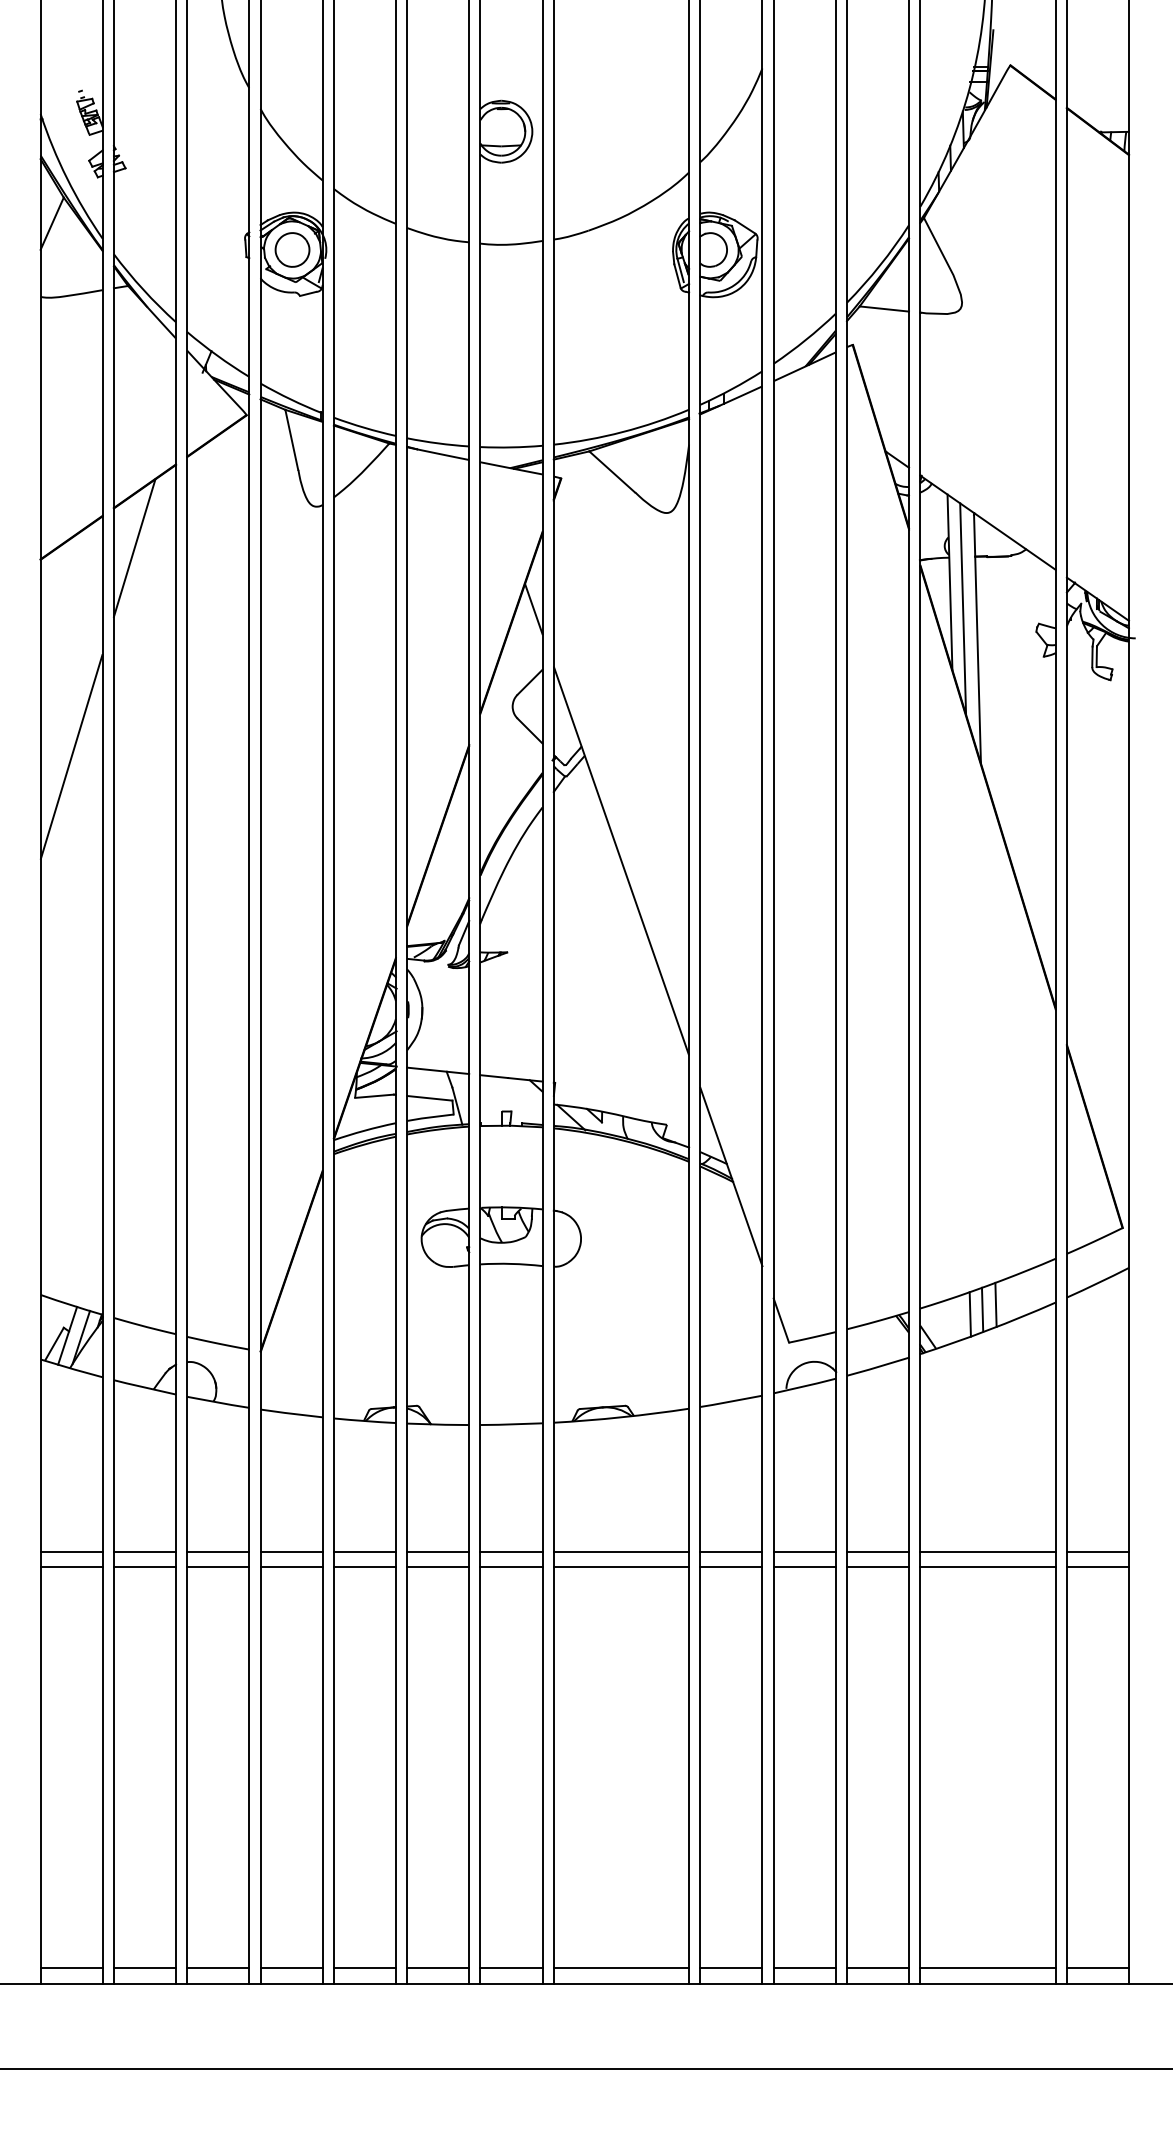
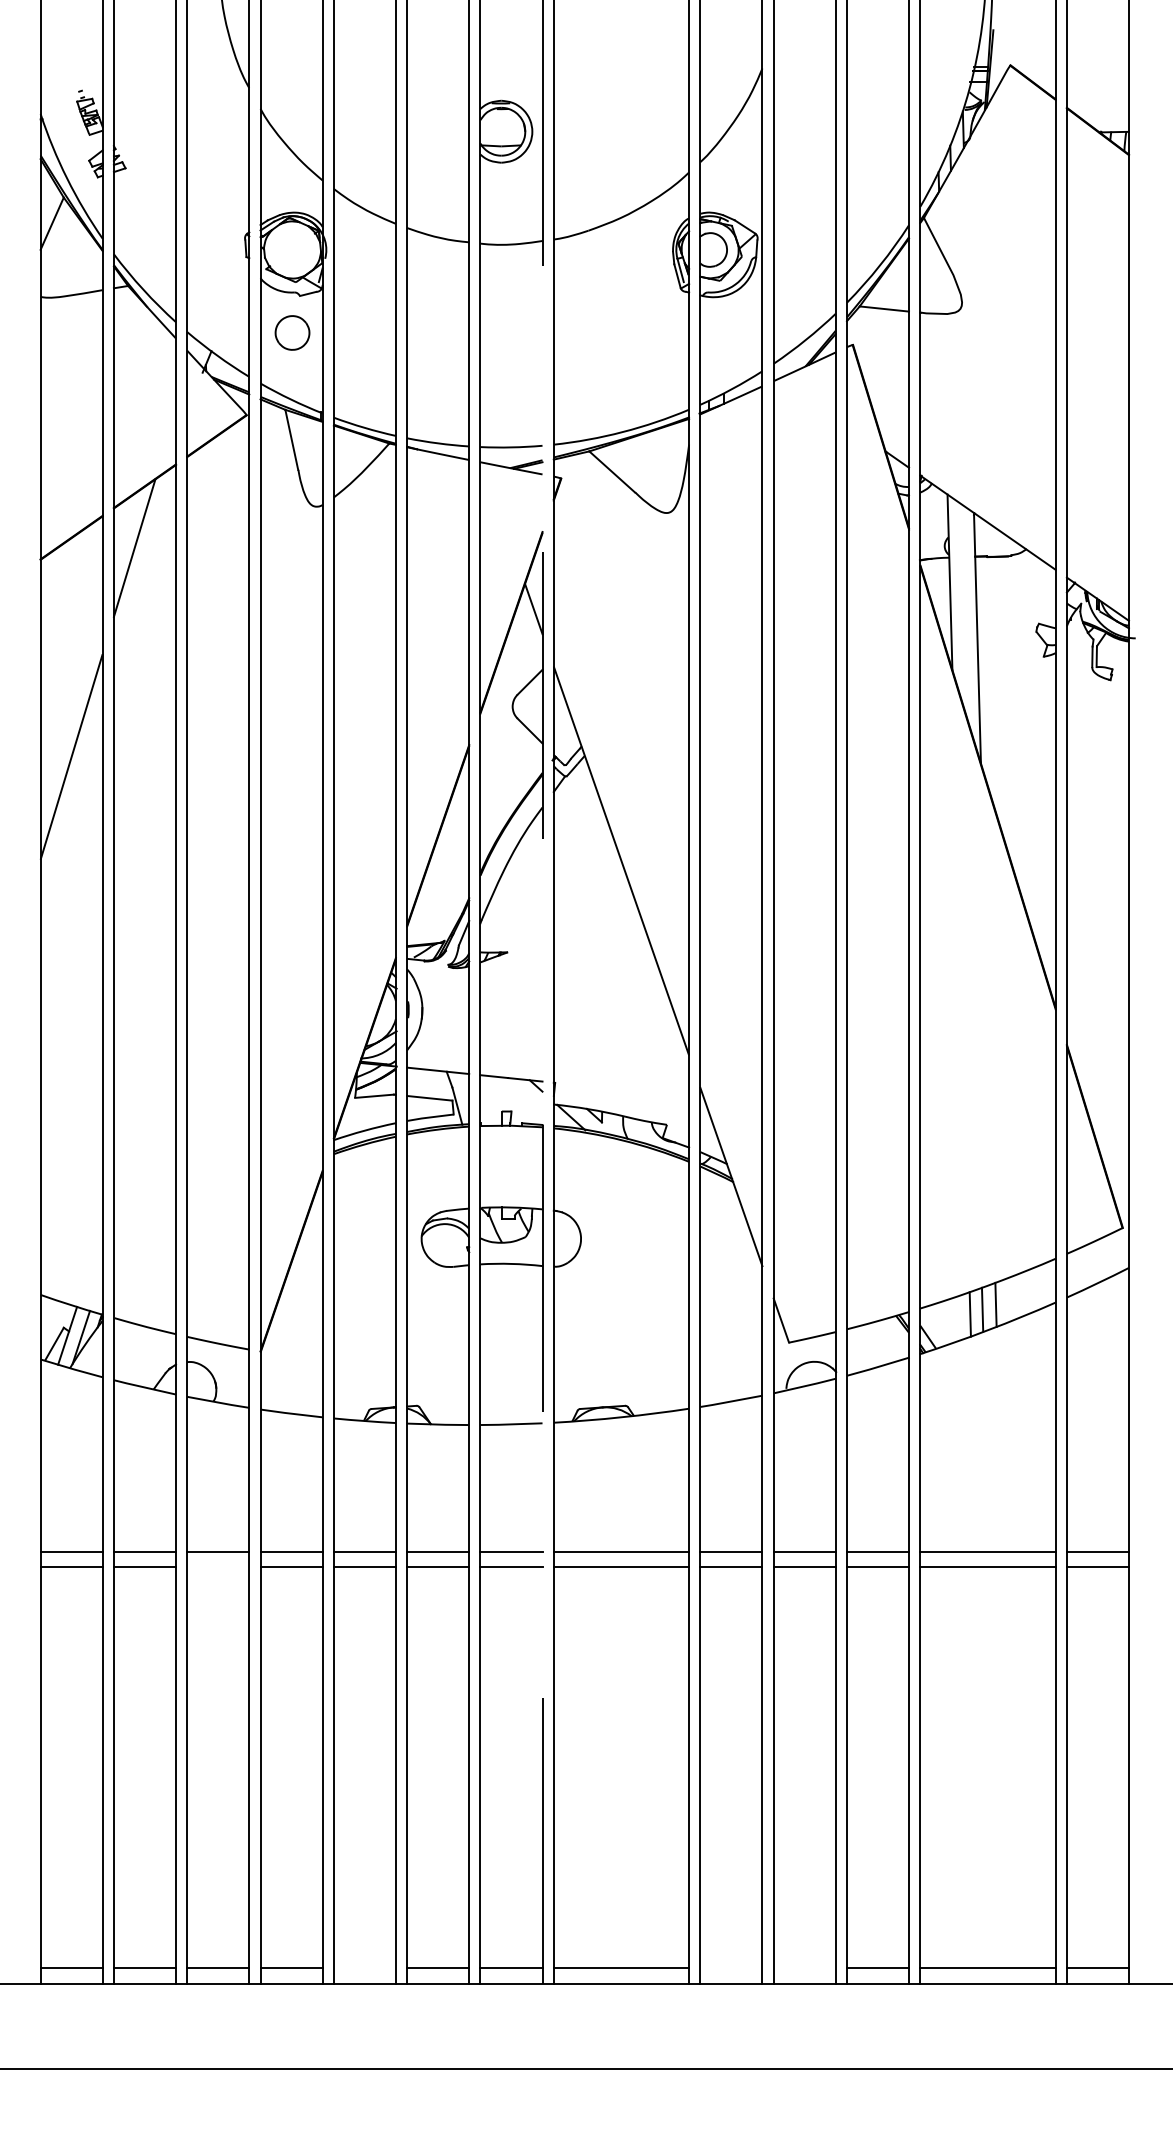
part position: (292, 249) -> (292, 332) (292, 332)
line: present -> none (963, 608)
line: solid -> dashed (542, 992)
line: present -> none (218, 1566)
line: present -> none (364, 1968)
line: present -> none (731, 1968)
line: present -> none (804, 1968)
